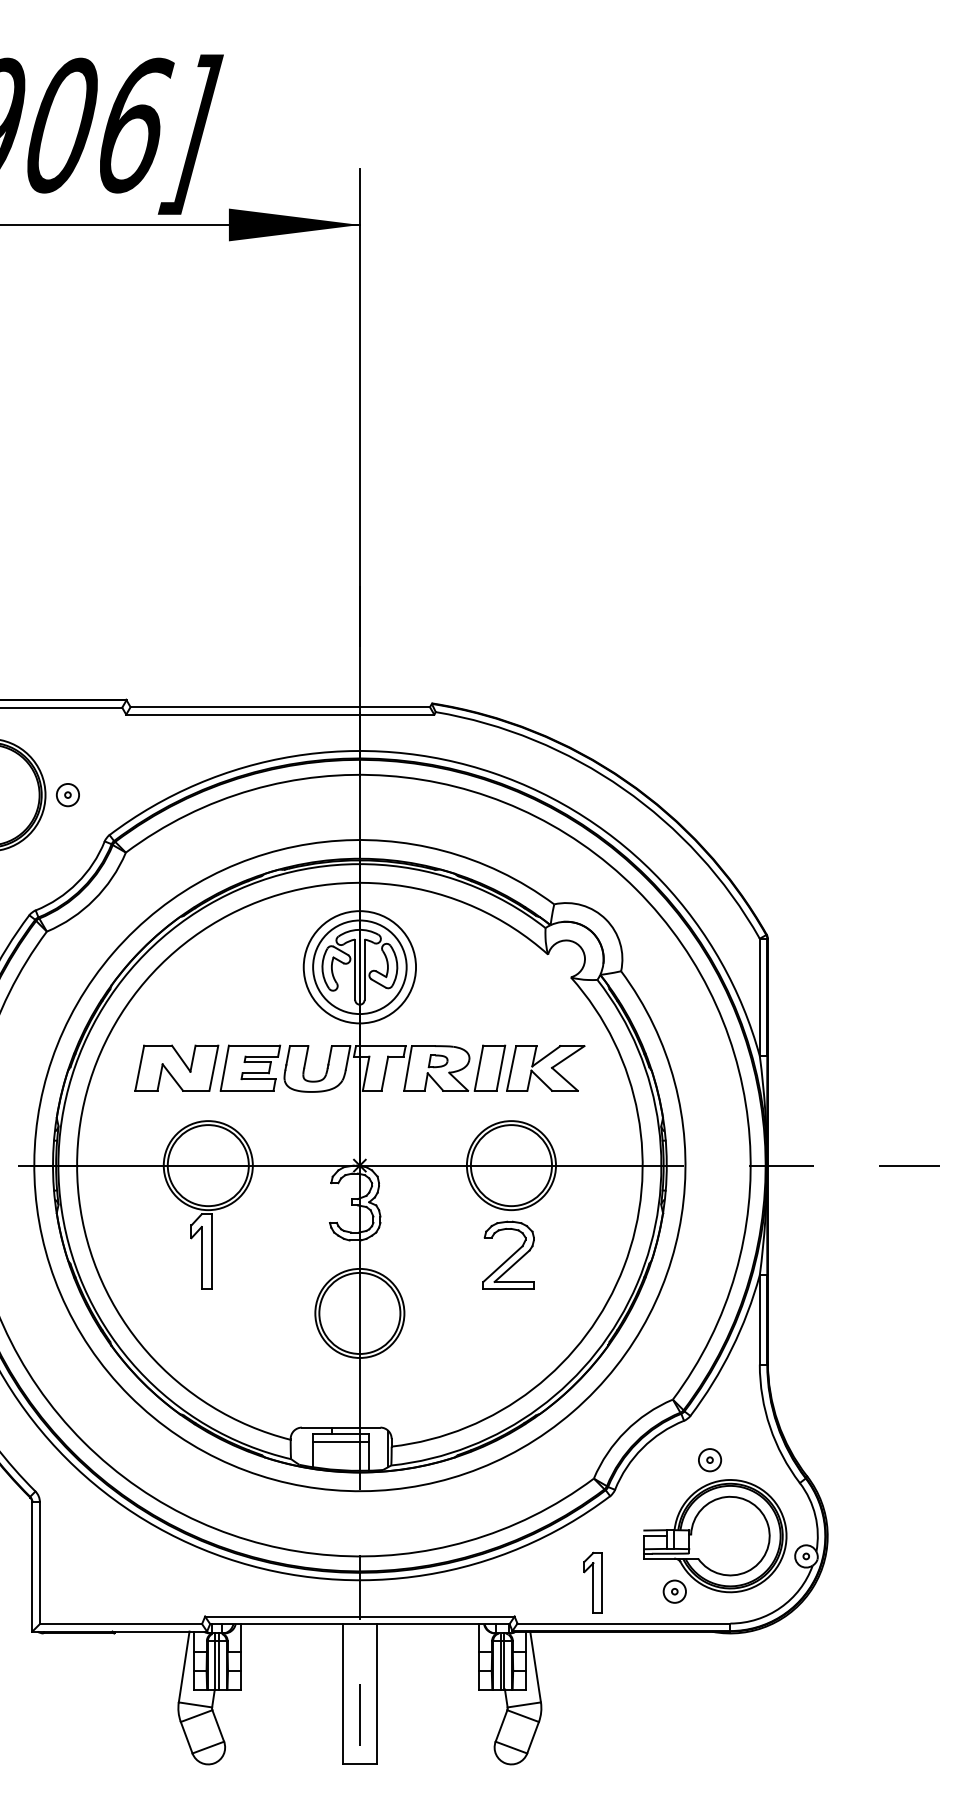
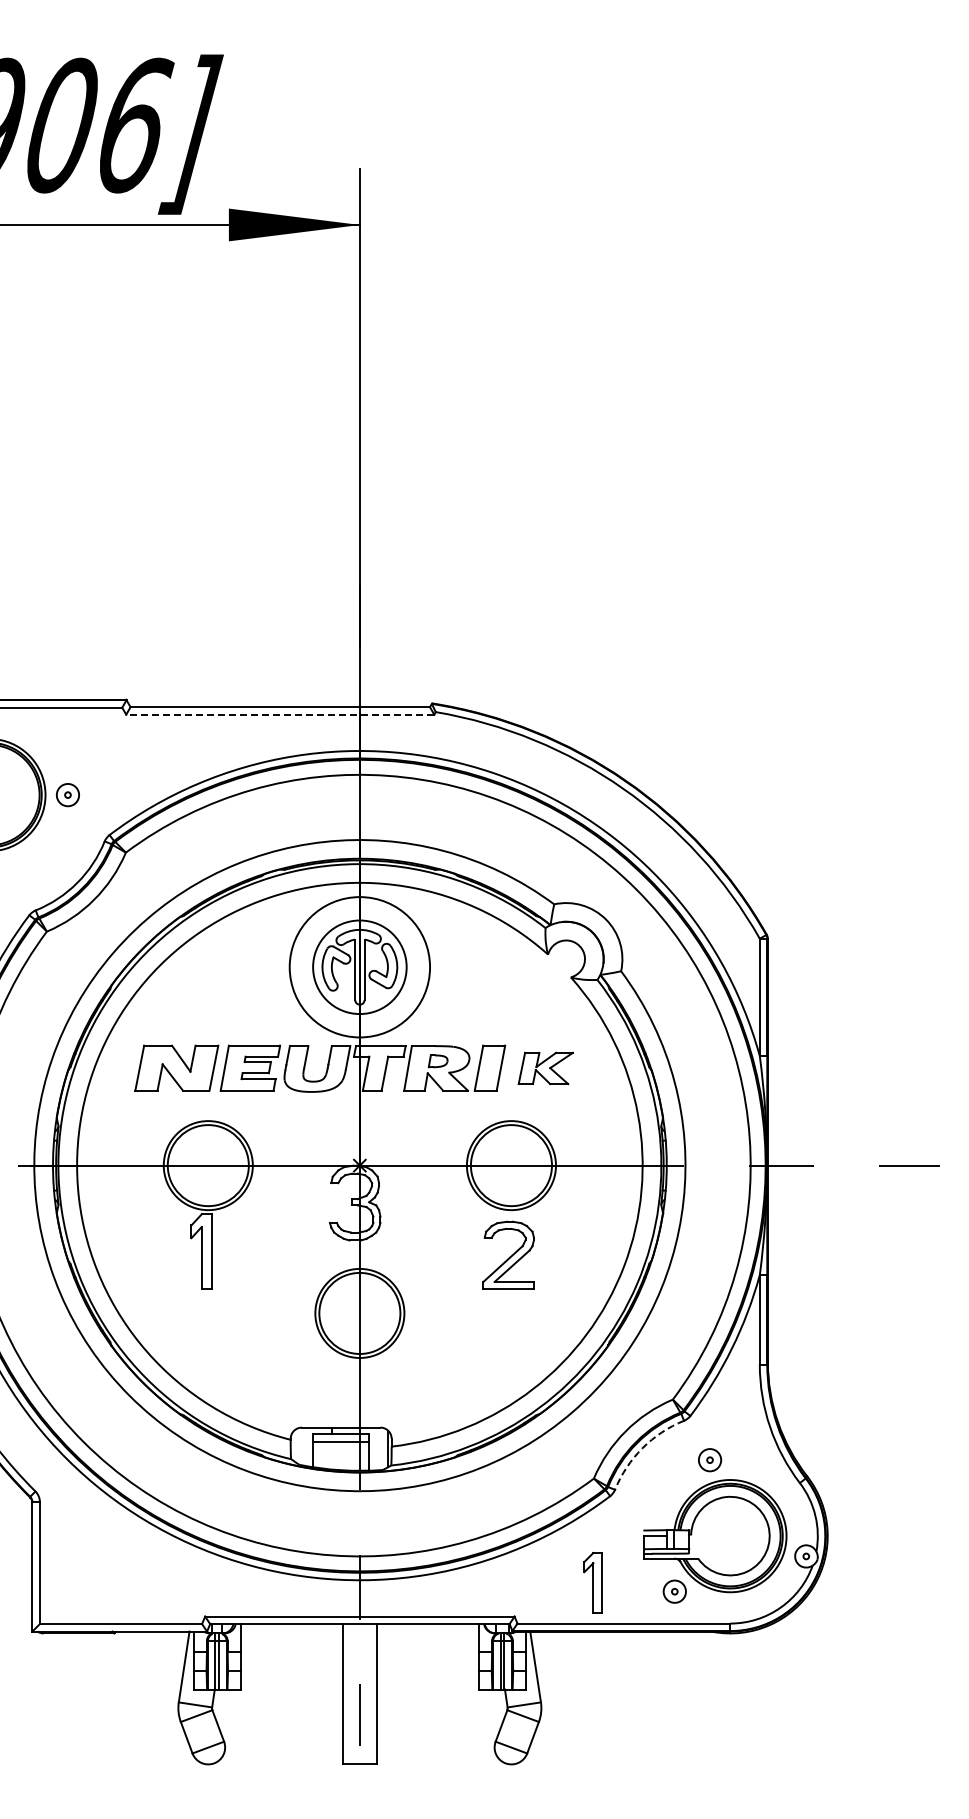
line: solid -> dashed (279, 714)
circle diameter: 112 px -> 140 px (359, 967)
part size: 80x47 px -> 57x35 px (545, 1068)
arc: solid -> dashed (642, 1448)
